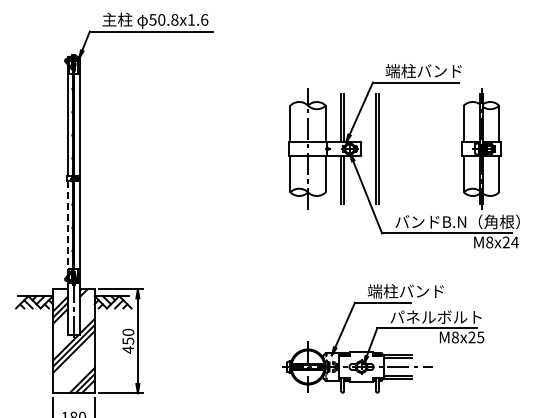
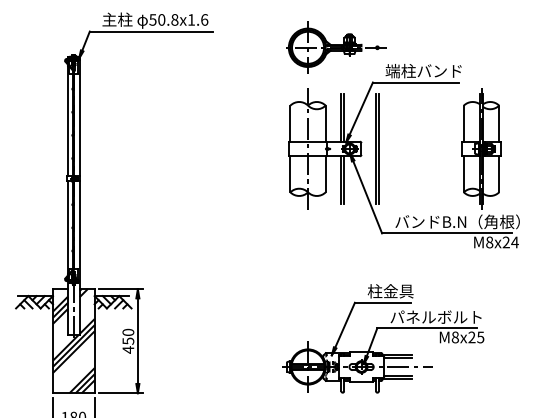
part: none -> present (336, 47)
line: dashed -> solid (67, 228)
text: 端柱バンド -> 柱金具 (405, 291)
